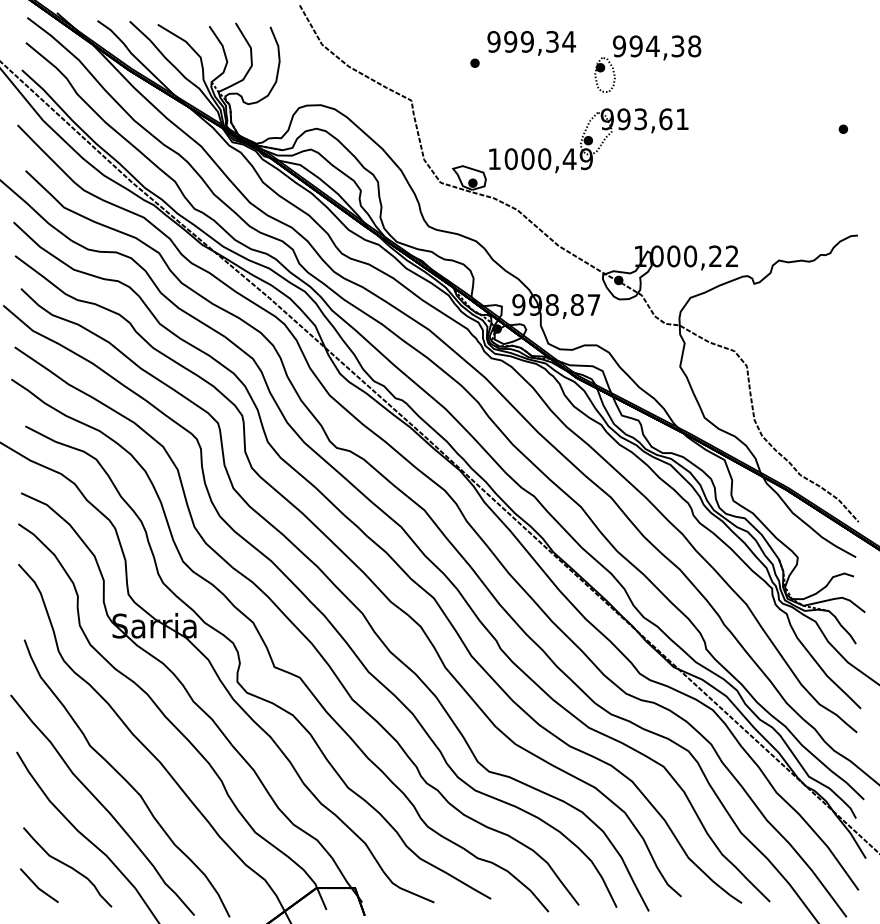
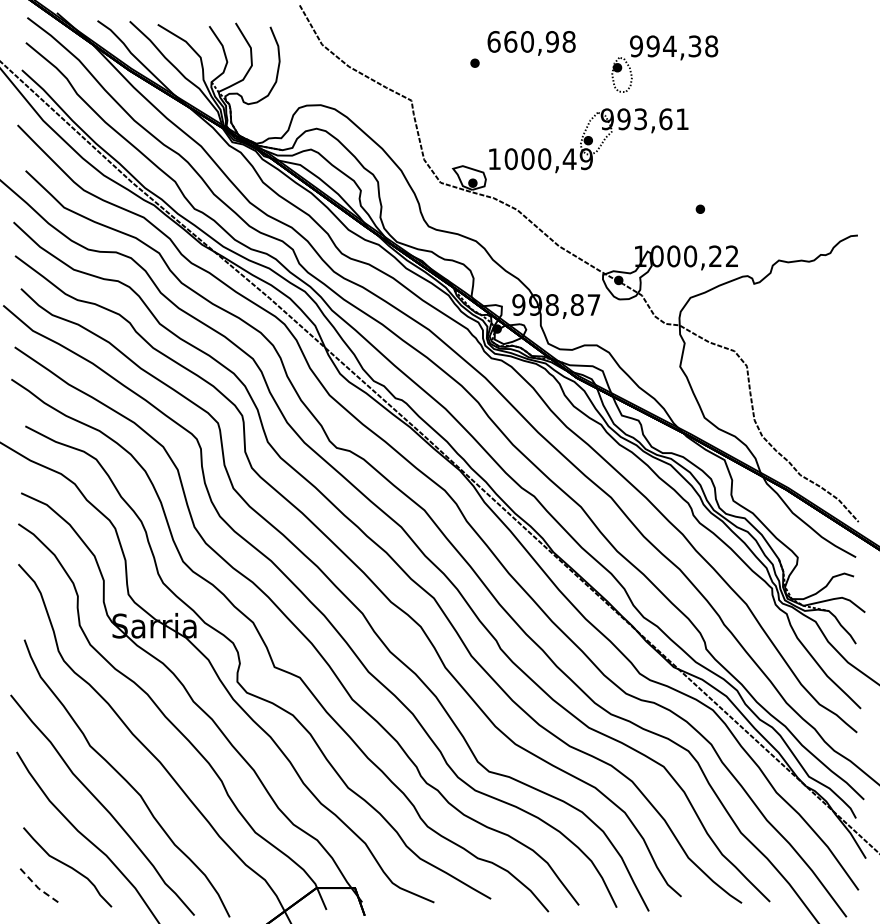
text: 999,34 -> 660,98 (531, 41)
part position: (654, 56) -> (671, 56) (671, 56)
part position: (843, 128) -> (700, 208) (700, 208)
line: solid -> dashed (38, 887)
